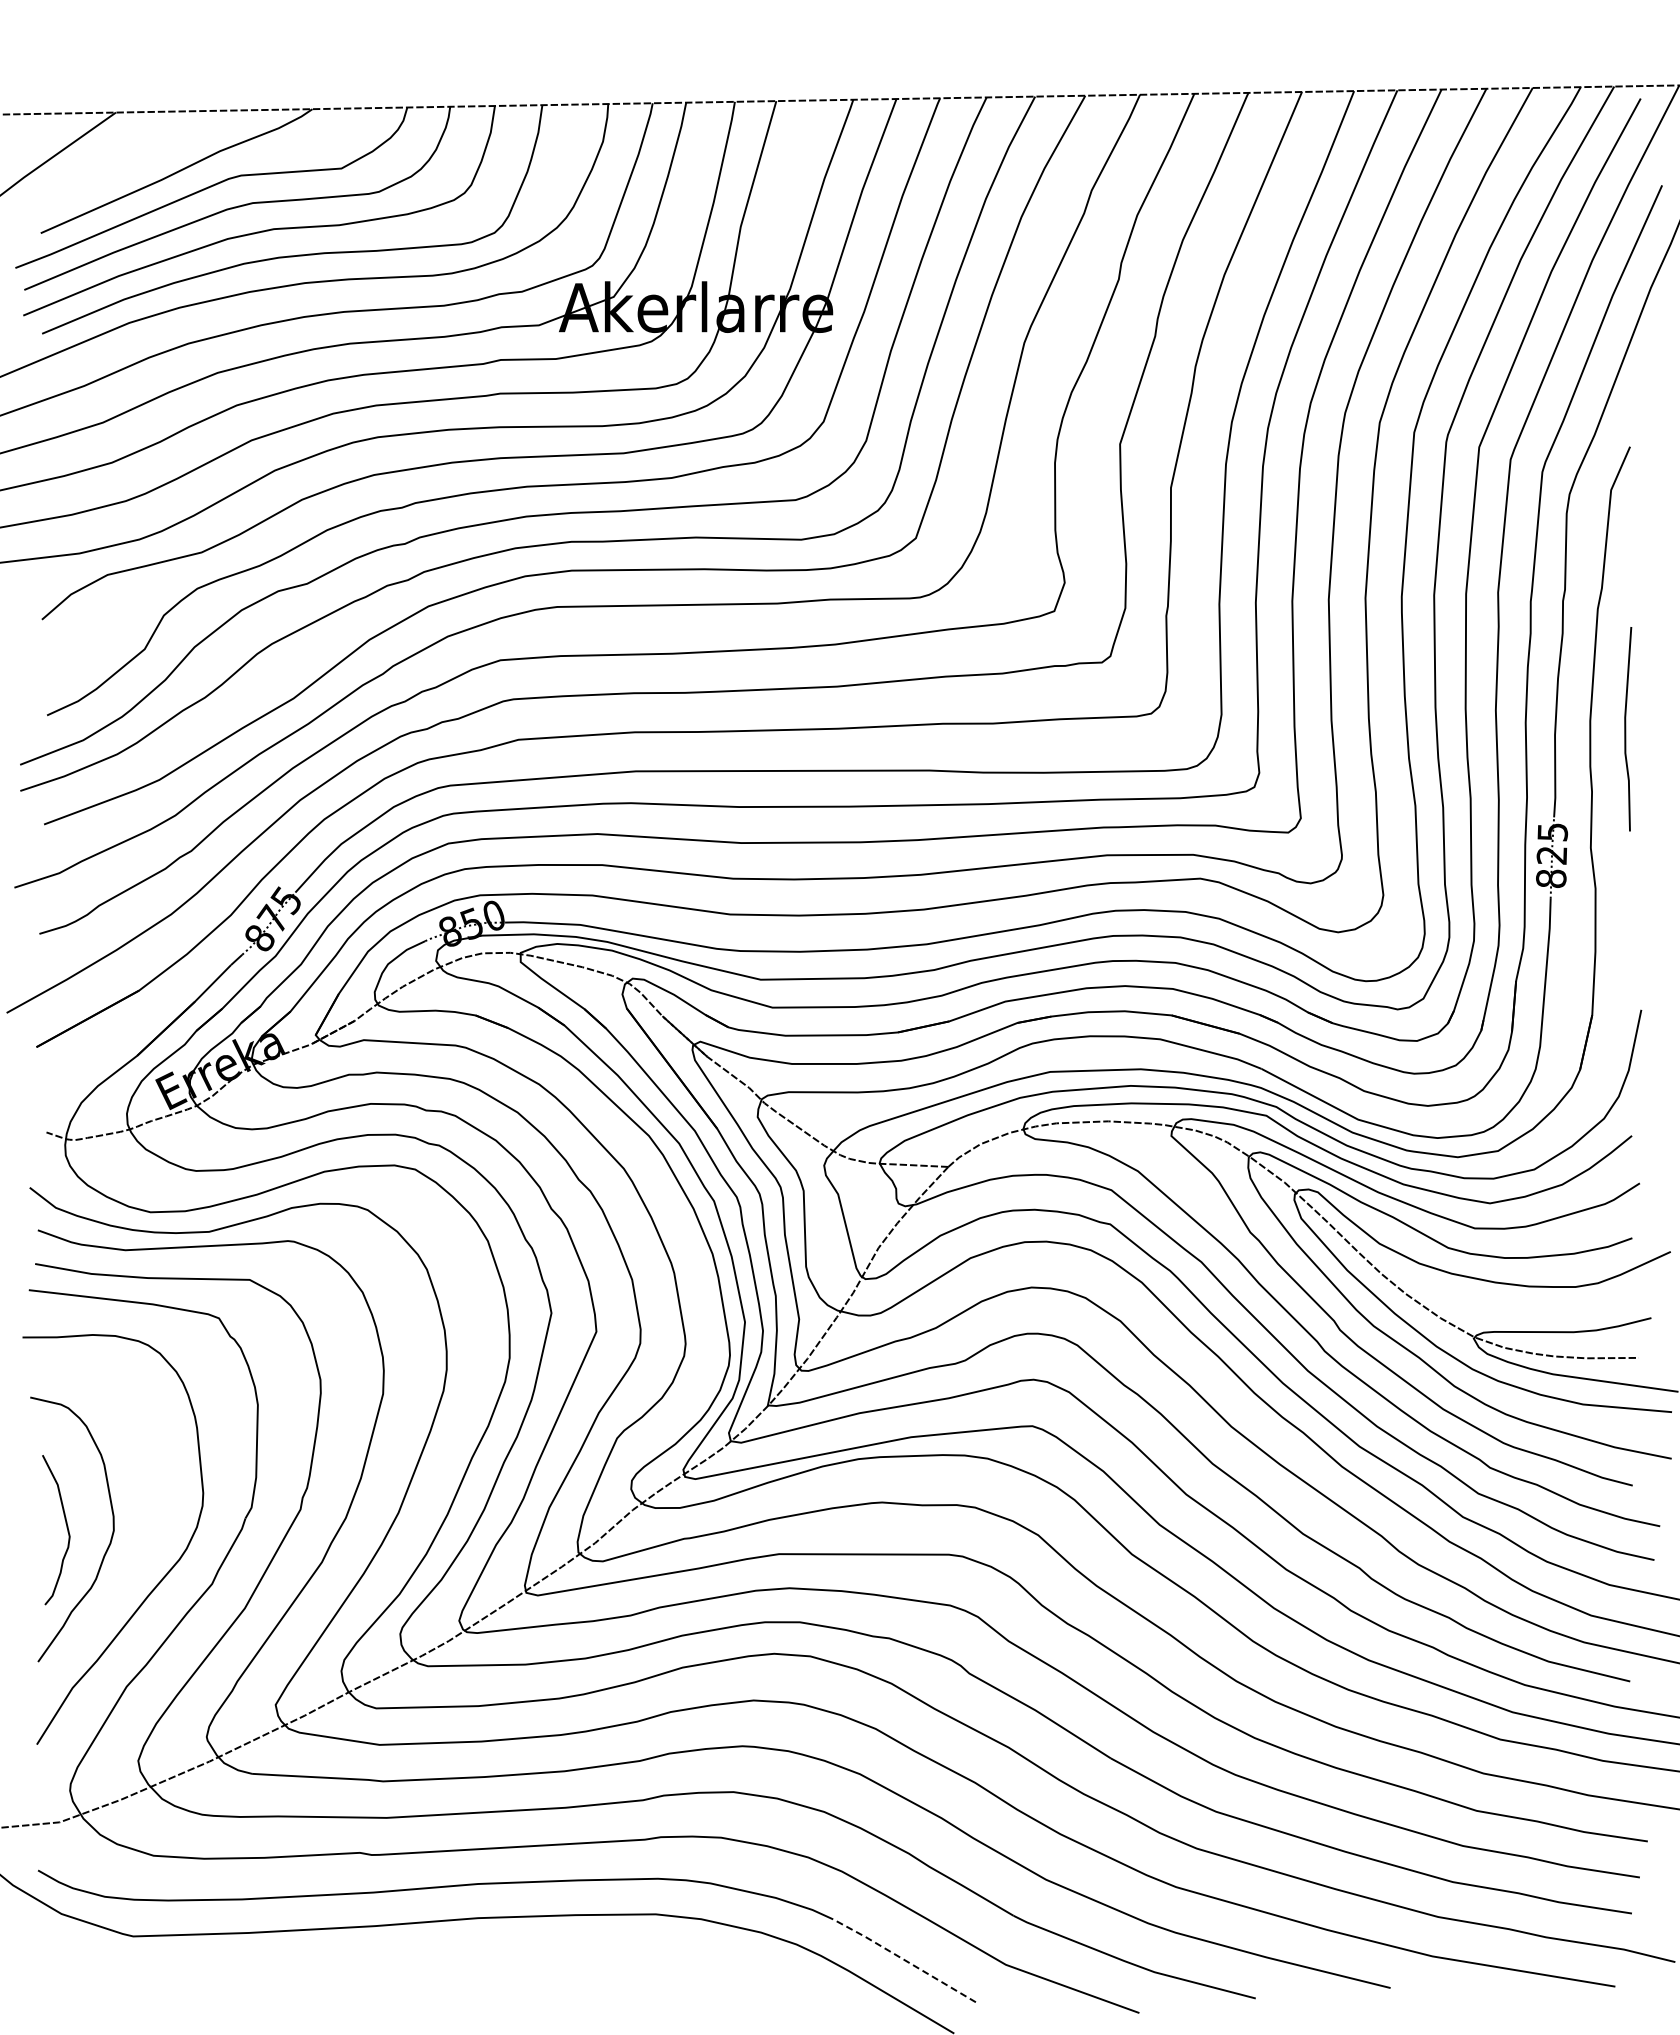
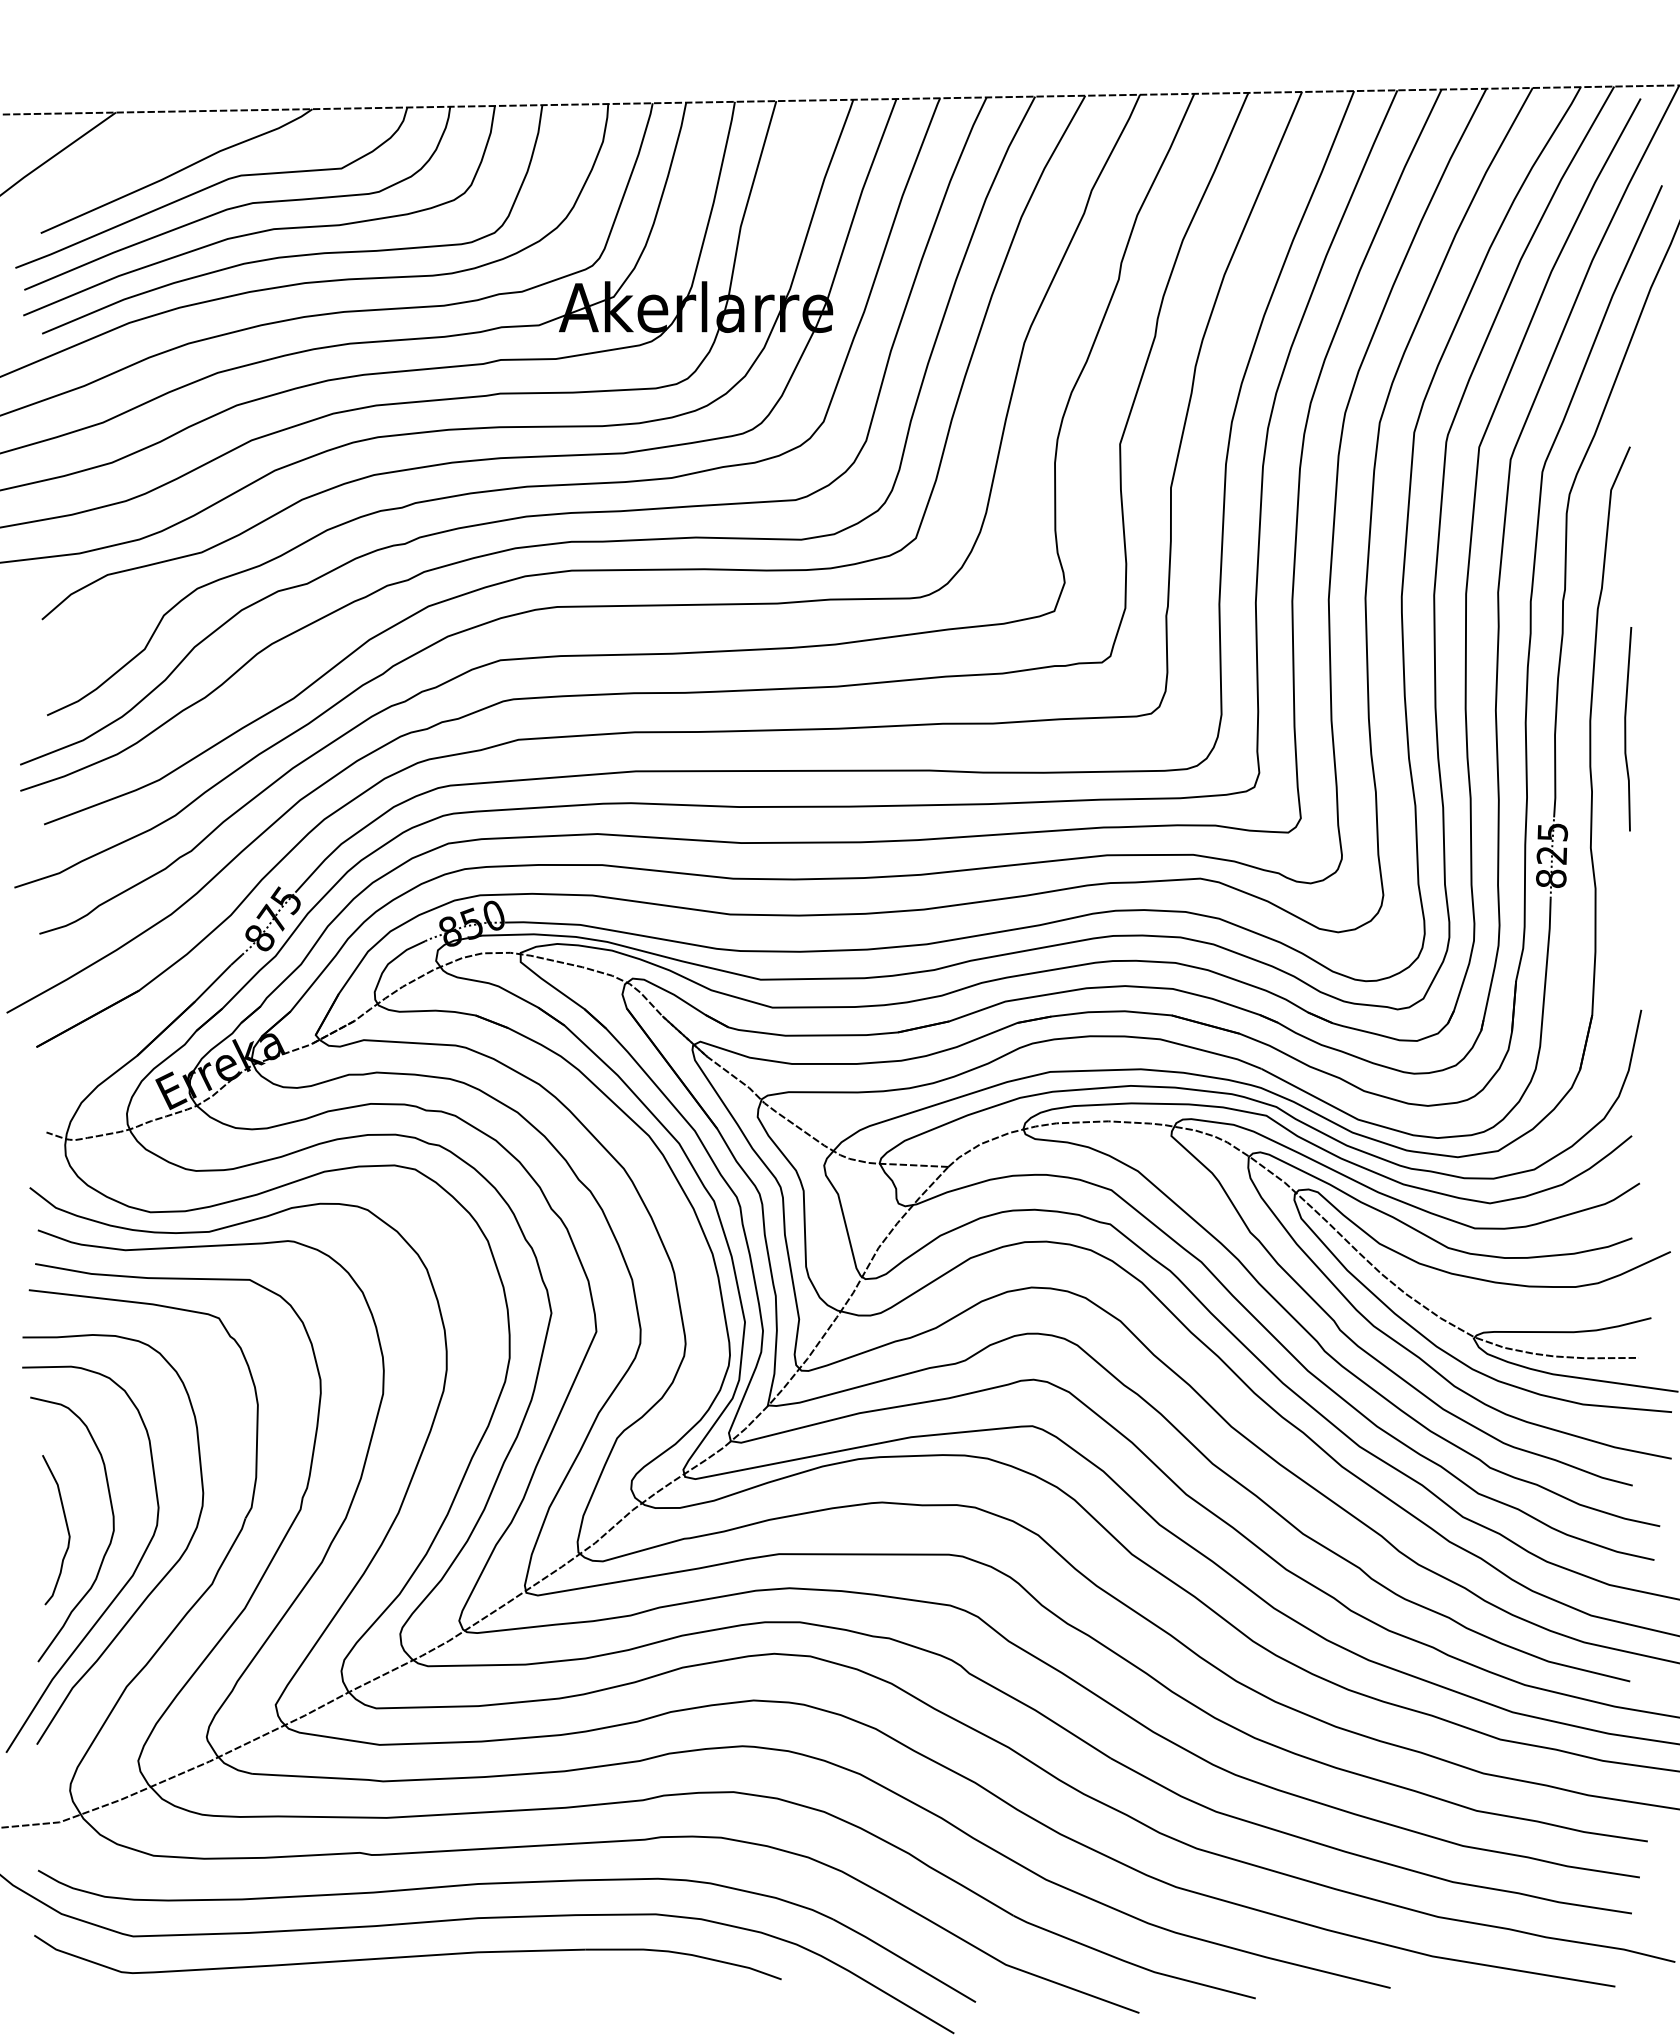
curve: none -> present (120, 1589)
part: none -> present (407, 1957)
line: dashed -> solid (904, 1959)
